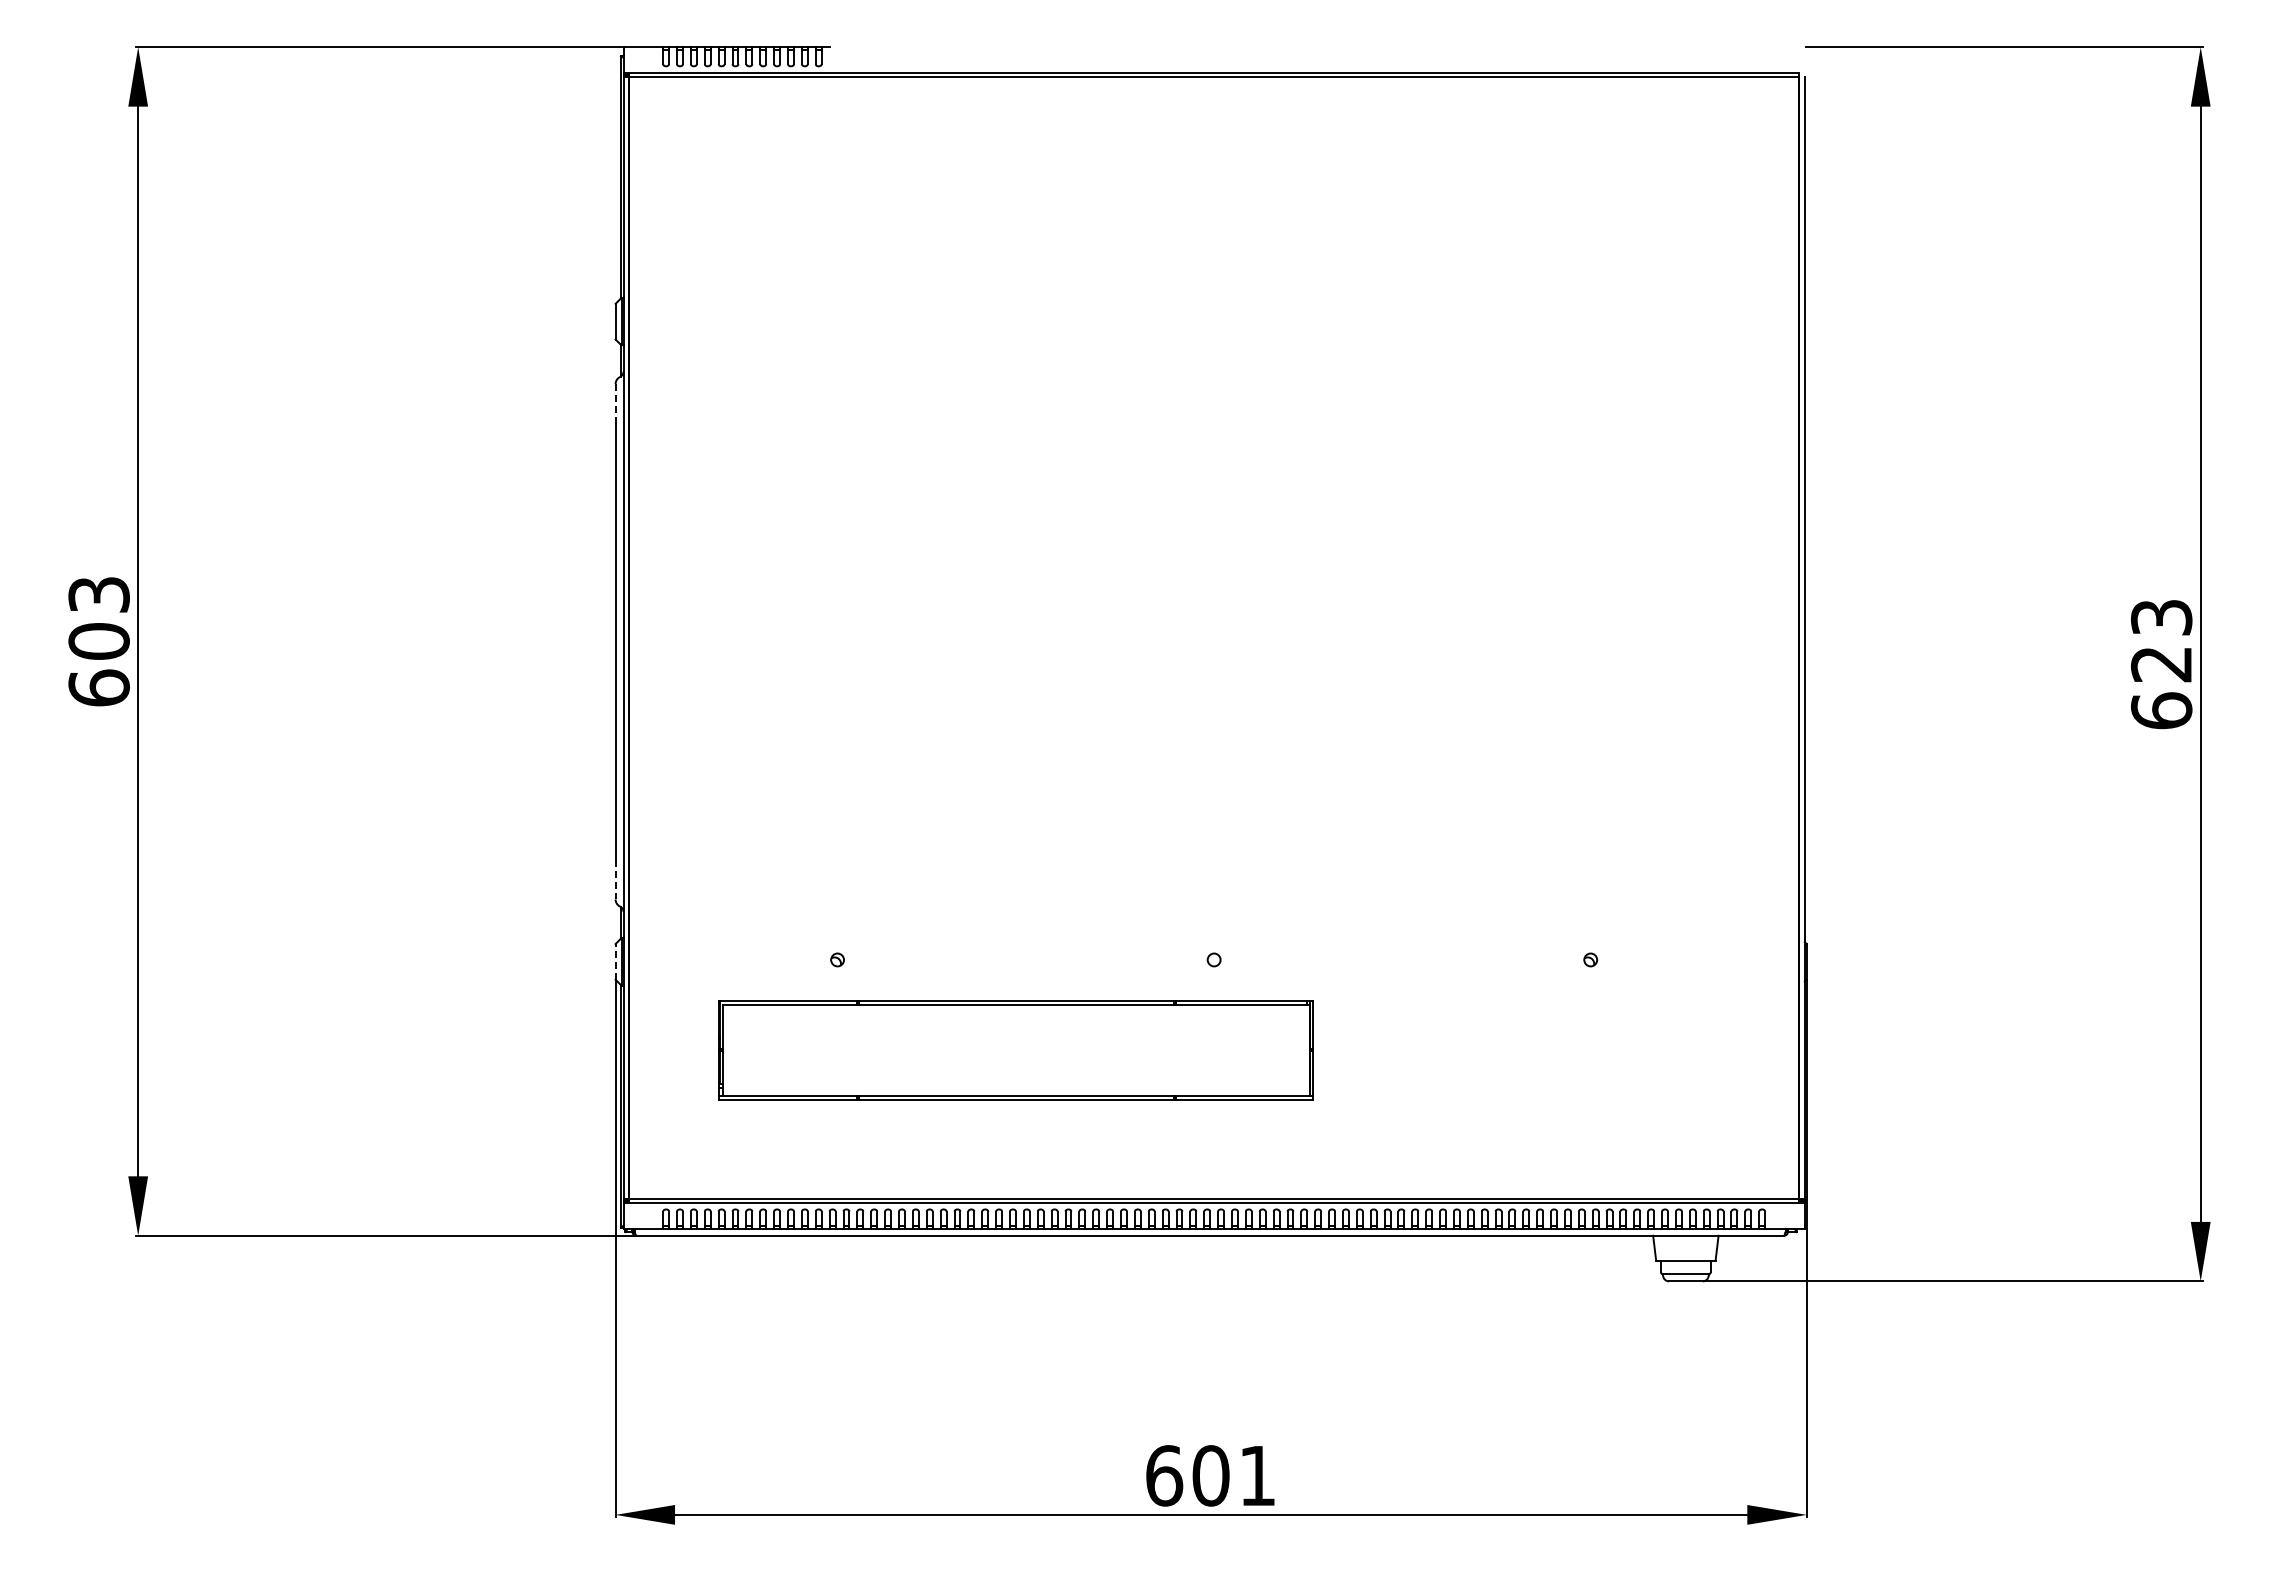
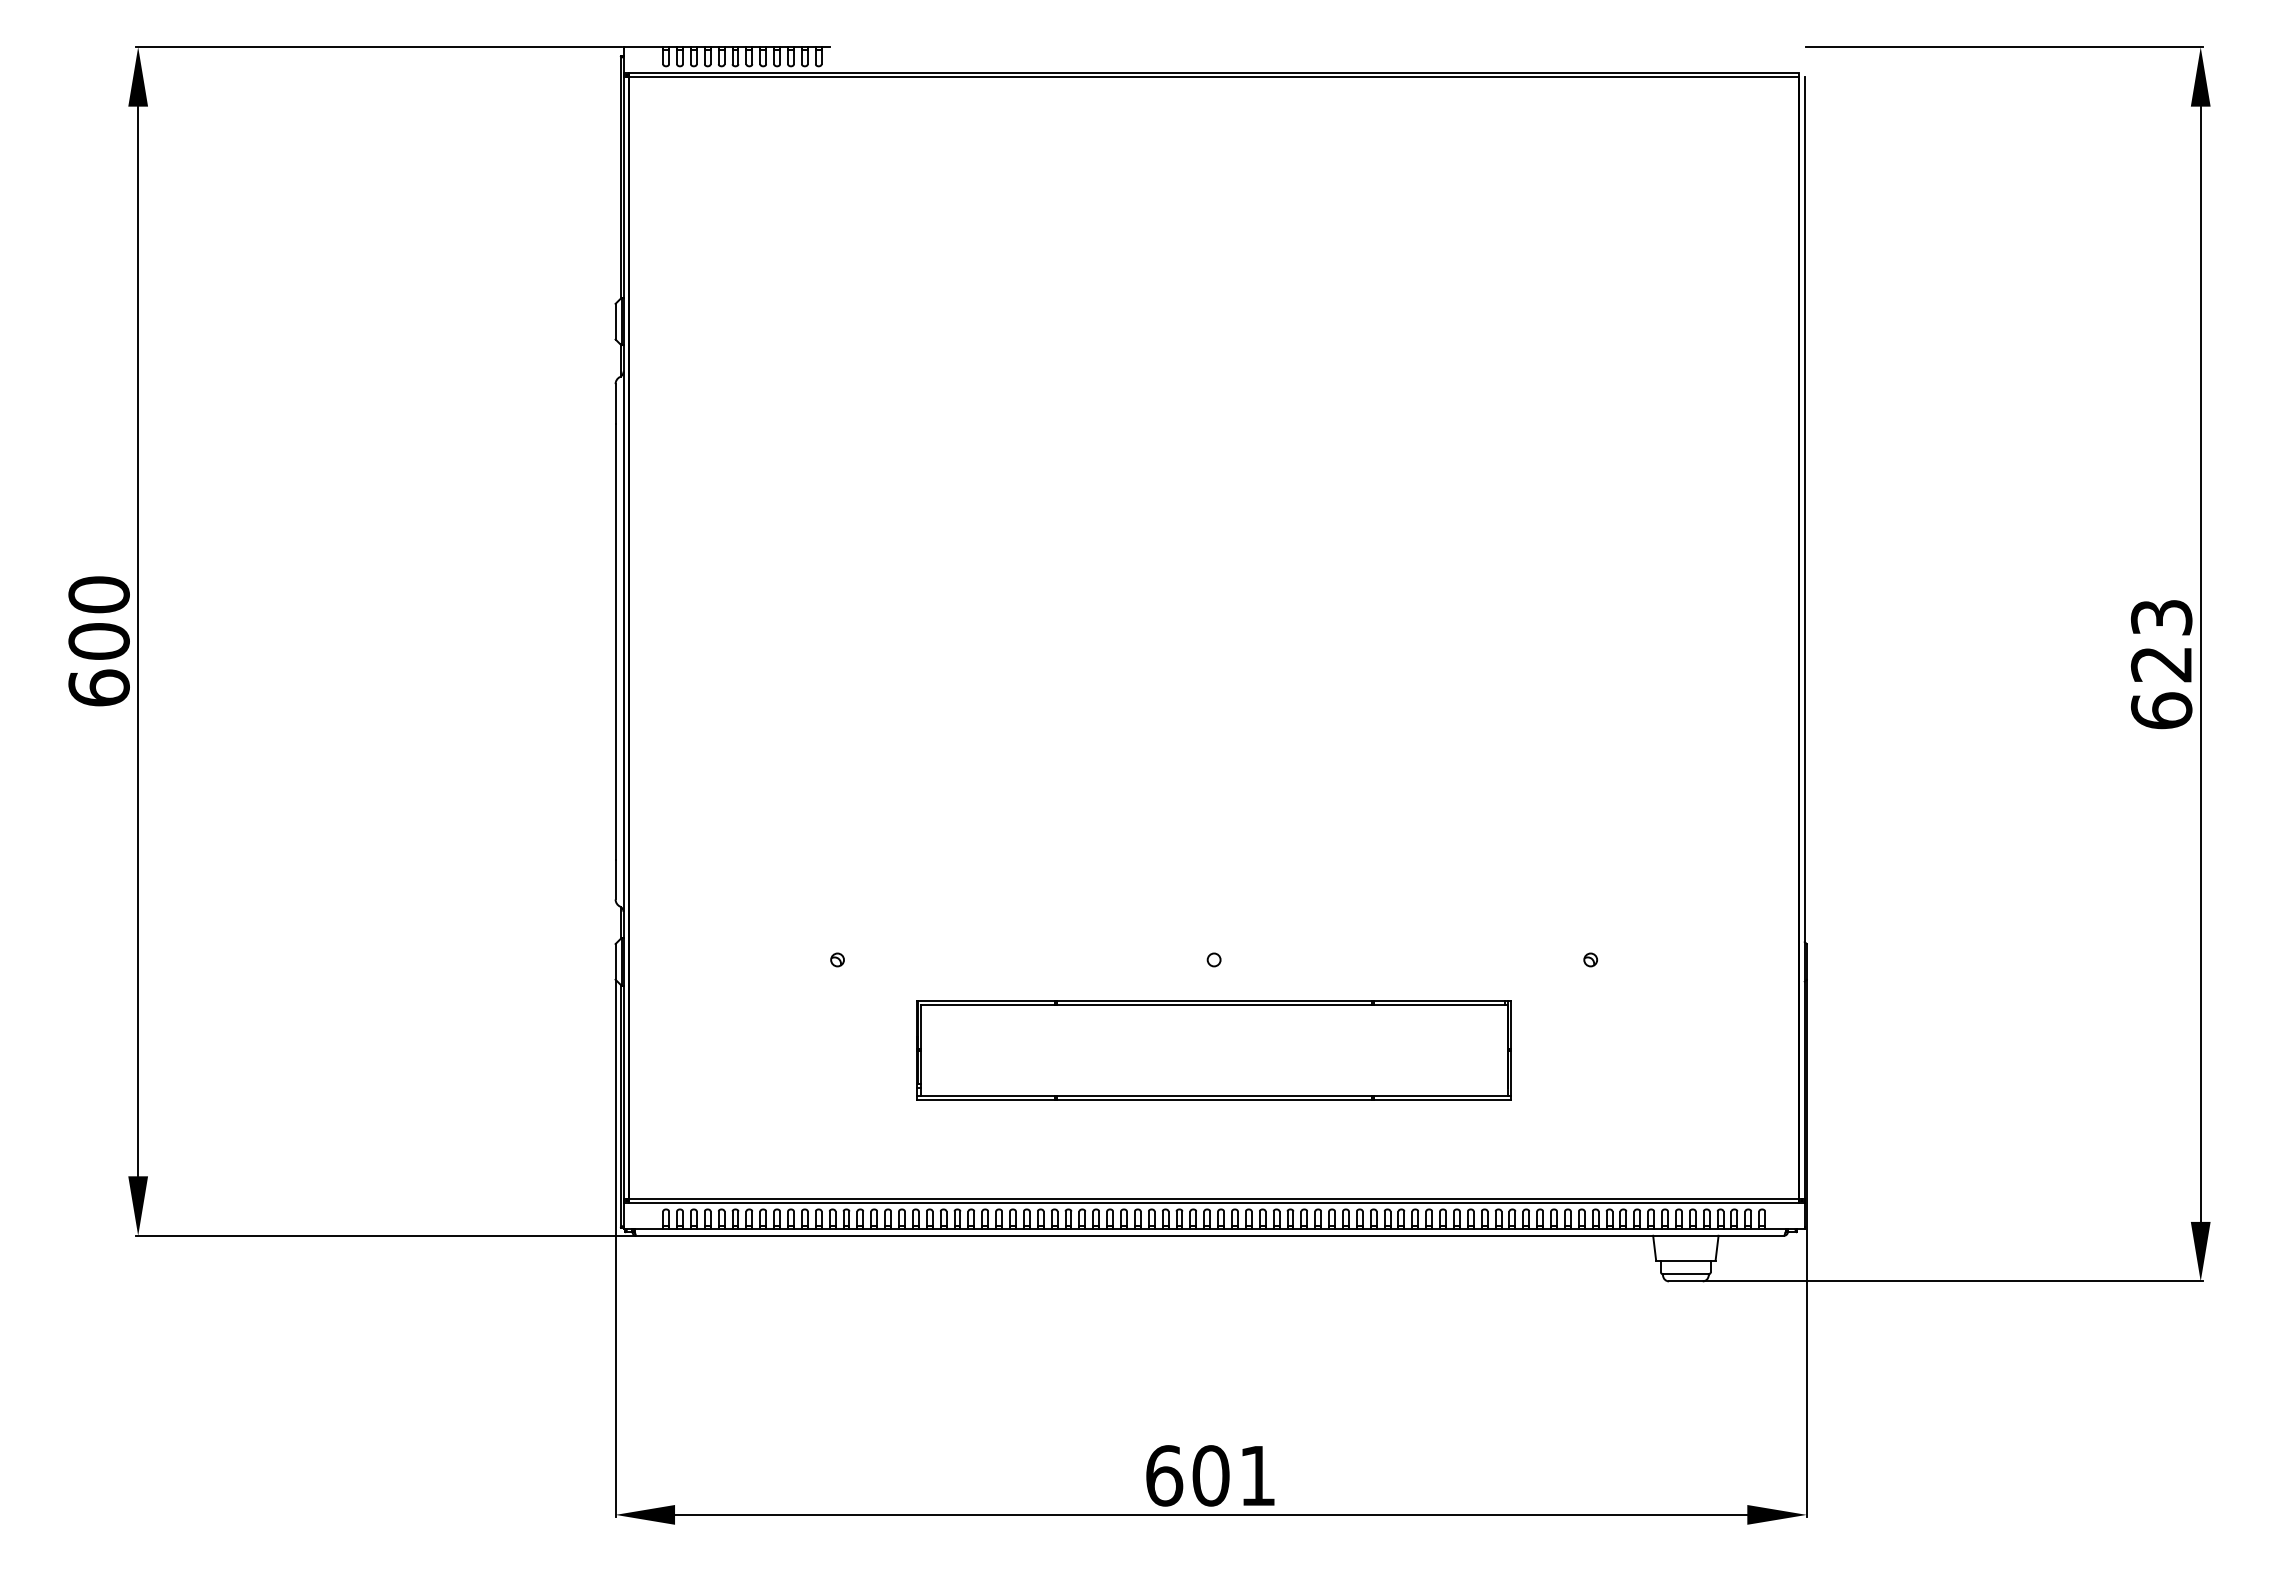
line: dashed -> solid (615, 403)
text: 603 -> 600 (98, 594)
line: dashed -> solid (615, 879)
line: dashed -> solid (615, 961)
part position: (1015, 1050) -> (1213, 1050) (1213, 1050)
